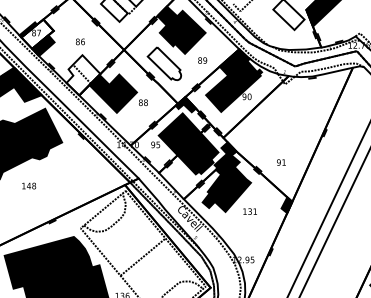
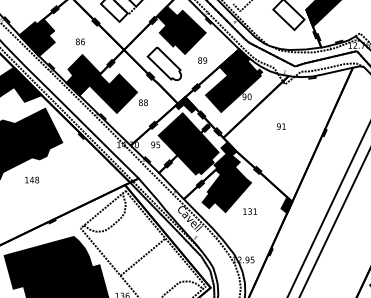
fill: none -> present (37, 33)
fill: none -> present (83, 75)
text position: (281, 162) -> (281, 126) (281, 126)
text position: (29, 185) -> (32, 179) (32, 179)
